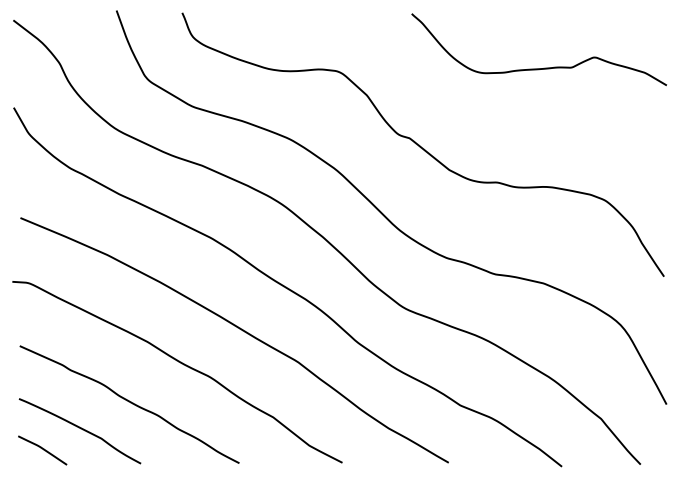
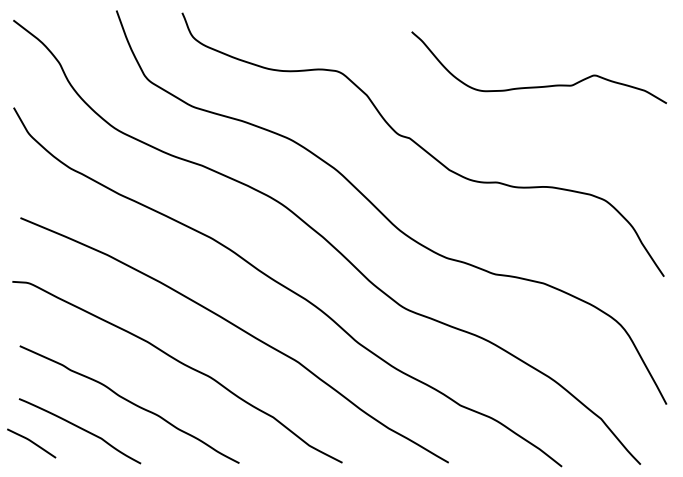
curve position: (544, 67) -> (544, 85) (544, 85)
curve position: (42, 449) -> (31, 442) (31, 442)
